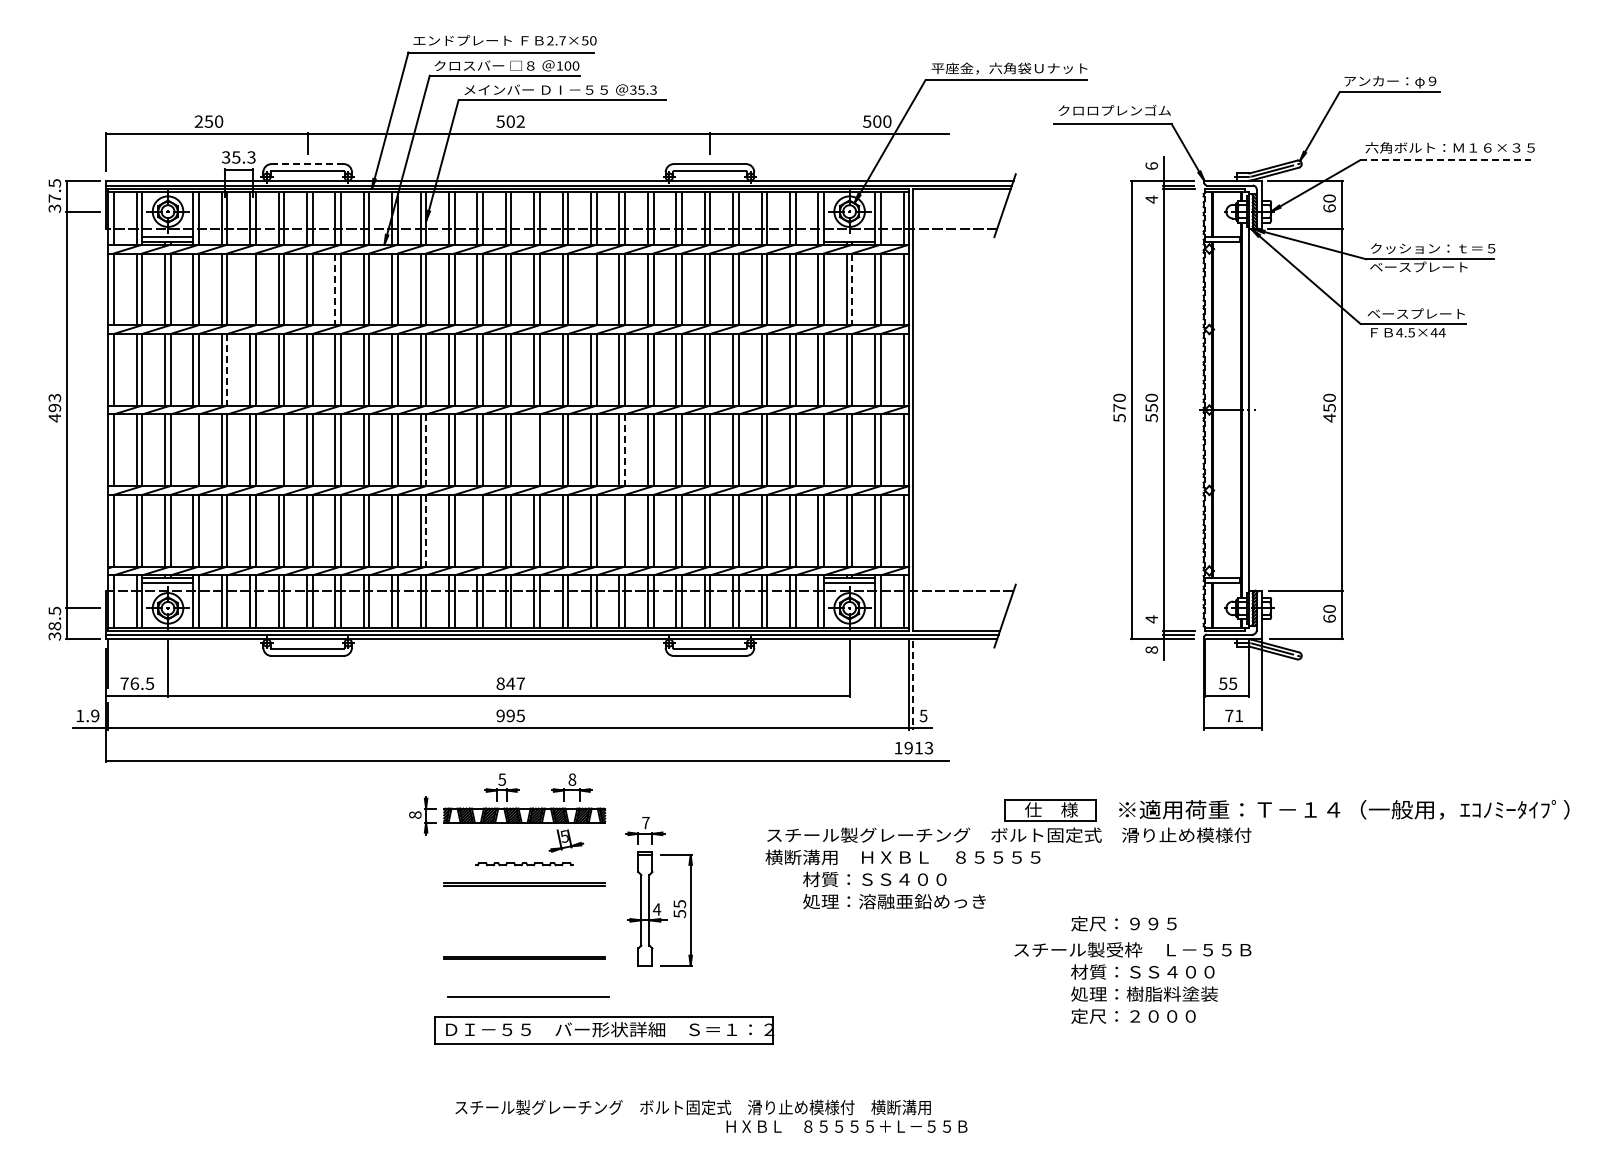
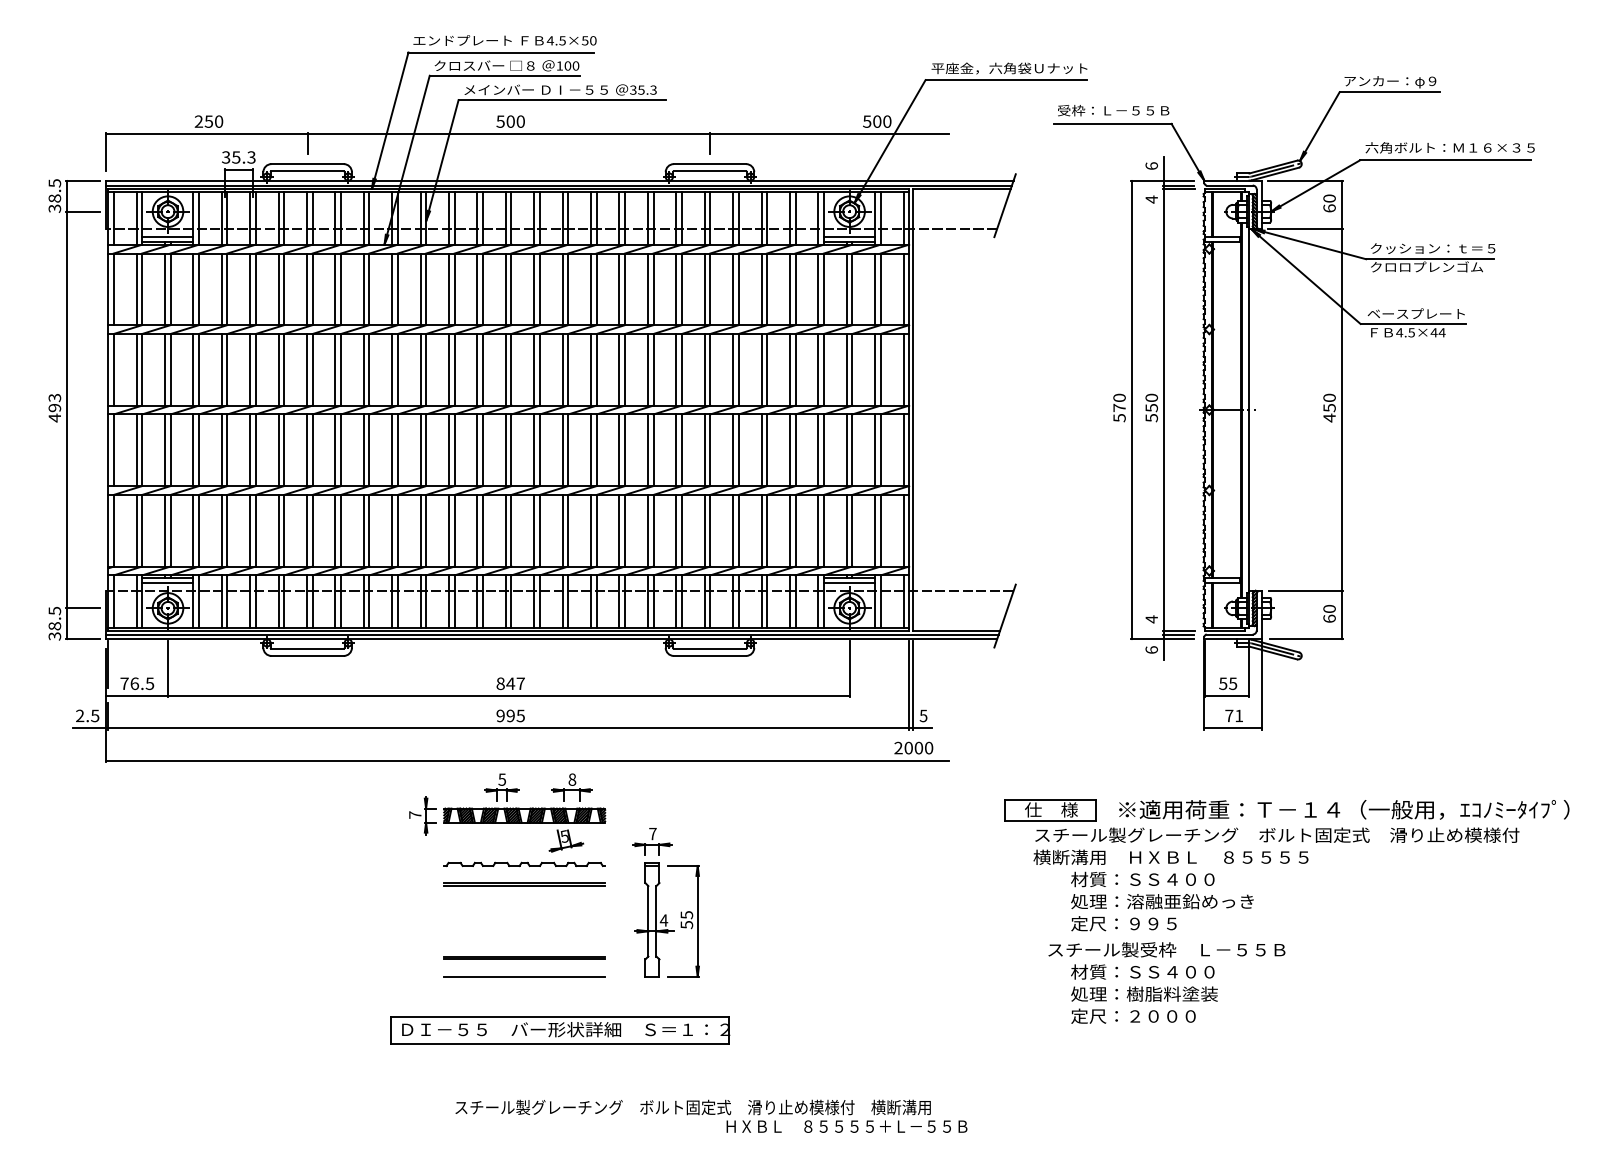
text: 2.7×50 -> 4.5×50 (555, 40)
text: クロロプレンゴム -> 受枠：Ｌ－５５Ｂ (1114, 110)
text: 502 -> 500 (520, 121)
line: dashed -> solid (1446, 160)
line: dashed -> solid (307, 164)
text: 37.5 -> 38.5 (54, 198)
line: none -> present (849, 237)
text: ベースプレート -> クロロプレンゴム (1426, 266)
line: none -> present (250, 289)
line: dashed -> solid (335, 289)
line: none -> present (591, 289)
line: dashed -> solid (852, 289)
line: dashed -> solid (227, 369)
line: none -> present (193, 450)
line: none -> present (278, 450)
line: dashed -> solid (426, 450)
line: none -> present (534, 450)
line: dashed -> solid (625, 450)
line: none -> present (818, 450)
line: dashed -> solid (426, 530)
line: none -> present (477, 530)
line: none -> present (619, 530)
text: 8 -> 6 (1151, 649)
line: dashed -> solid (913, 685)
text: 1.9 -> 2.5 (87, 715)
text: 1913 -> 2000 (913, 747)
text: 8 -> 7 (415, 814)
part size: 99x5 px -> 163x6 px (524, 863)
text position: (1008, 868) -> (1276, 868) (1276, 868)
part position: (649, 891) -> (656, 902) (656, 902)
text position: (1132, 949) -> (1166, 949) (1166, 949)
line position: (528, 996) -> (524, 976) (524, 976)
part position: (604, 1030) -> (560, 1030) (560, 1030)
